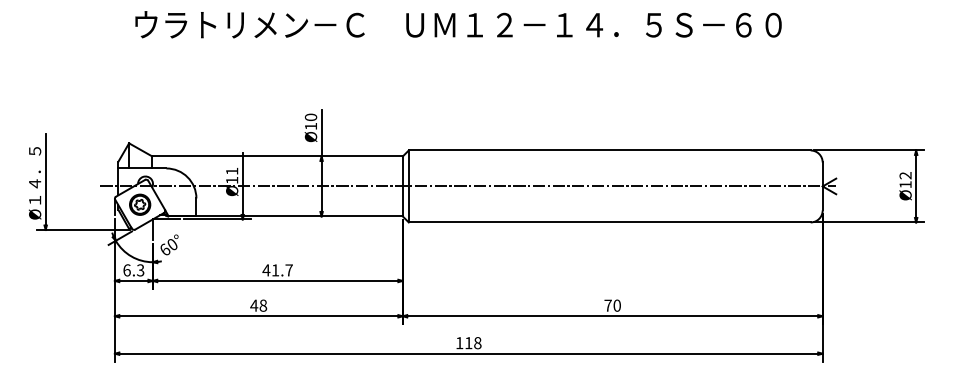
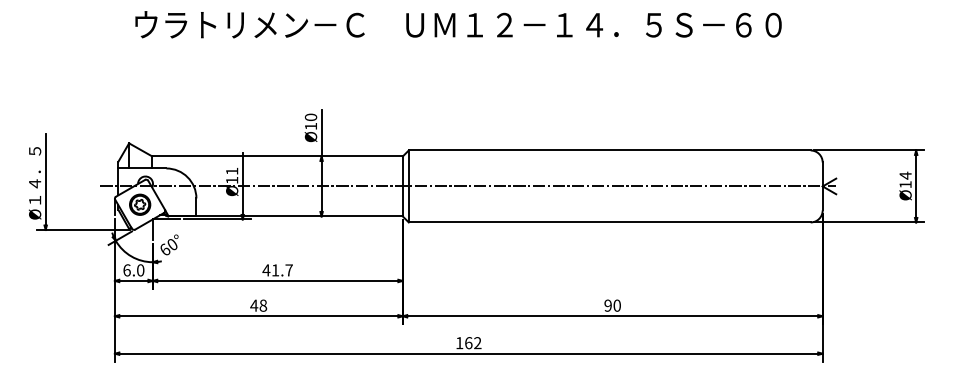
text: Ø12 -> Ø14 (905, 175)
text: 6.3 -> 6.0 (140, 270)
text: 70 -> 90 (607, 305)
text: 118 -> 162 (473, 343)
